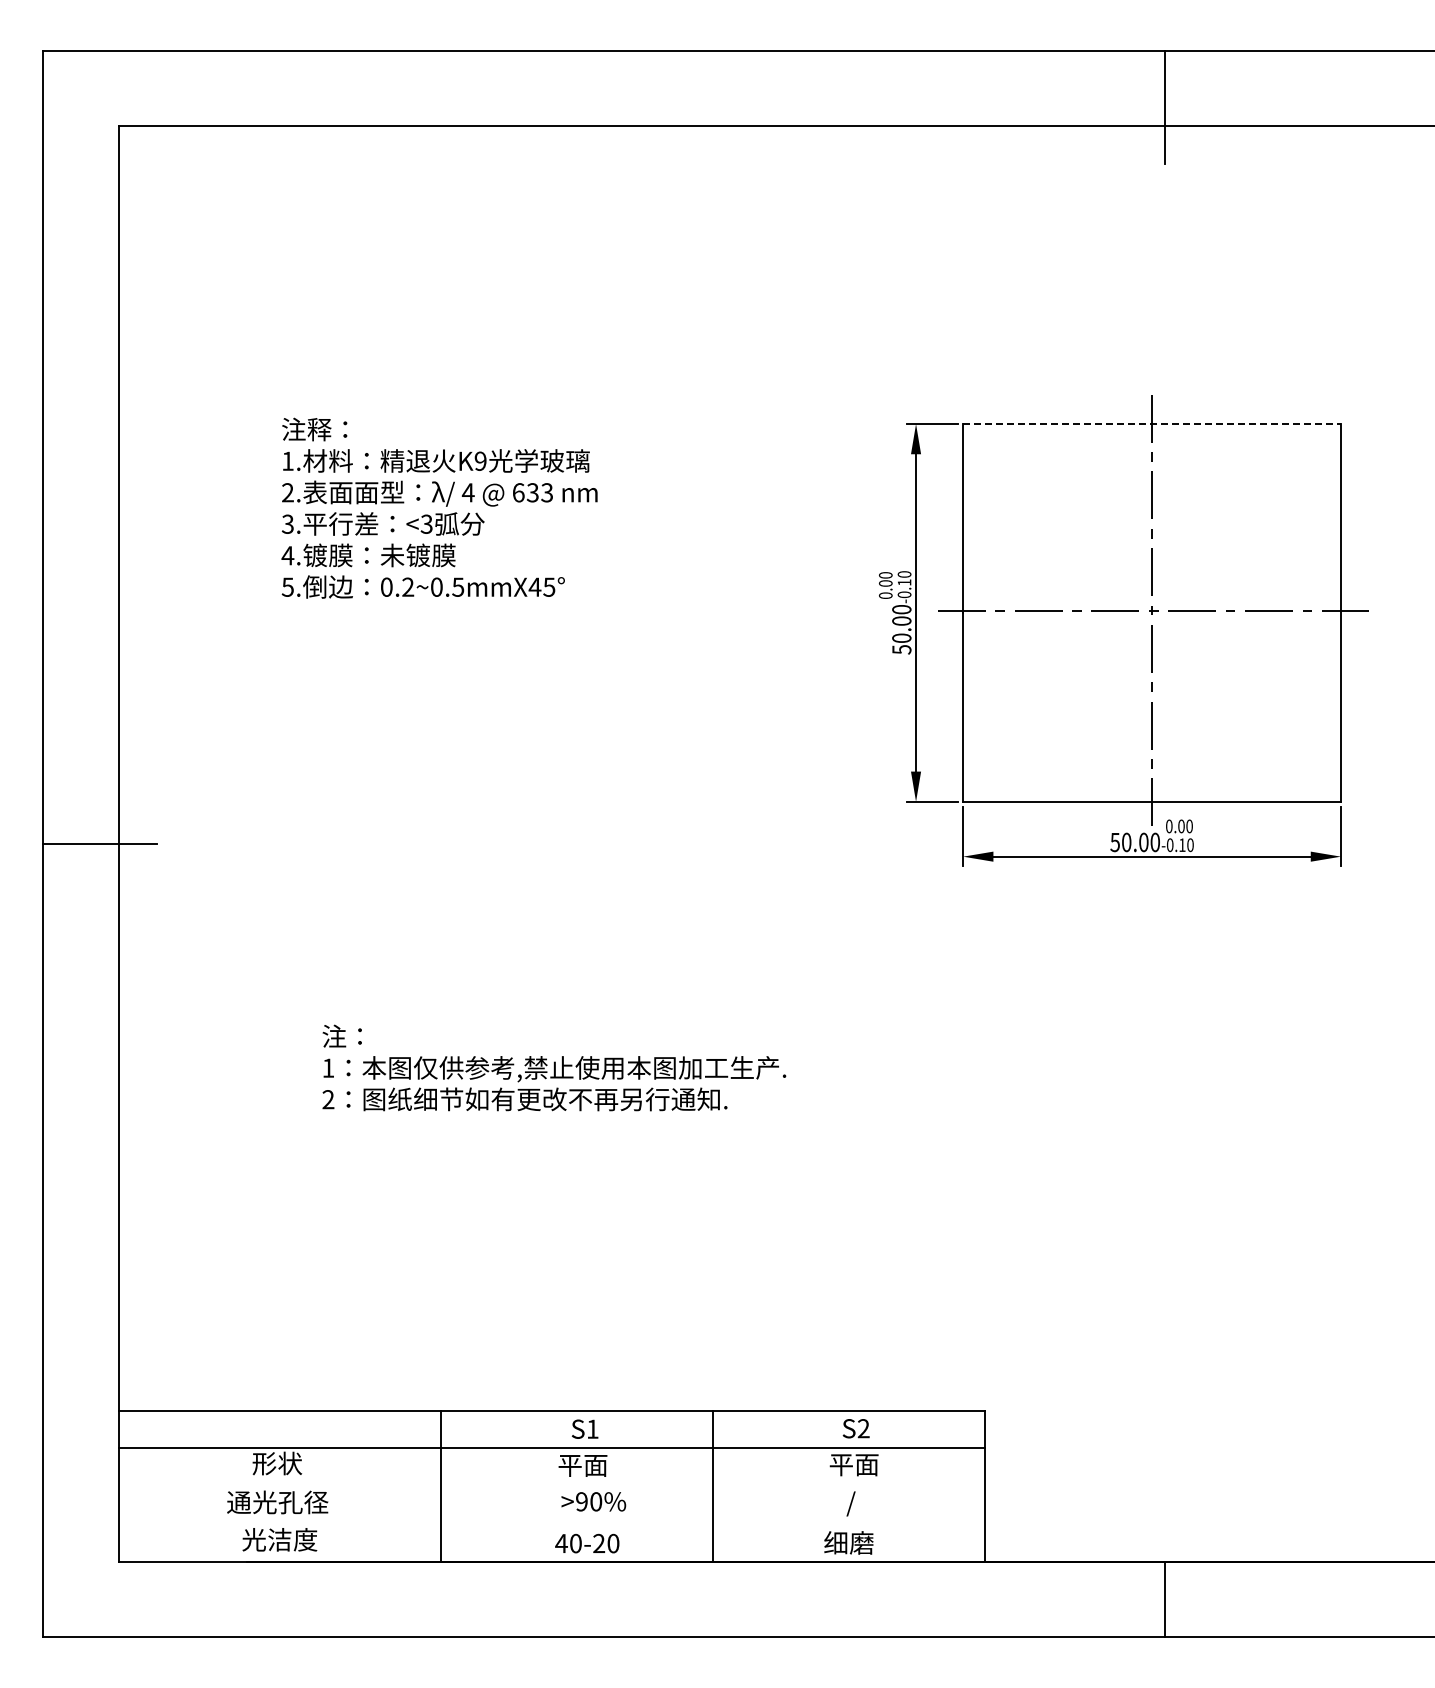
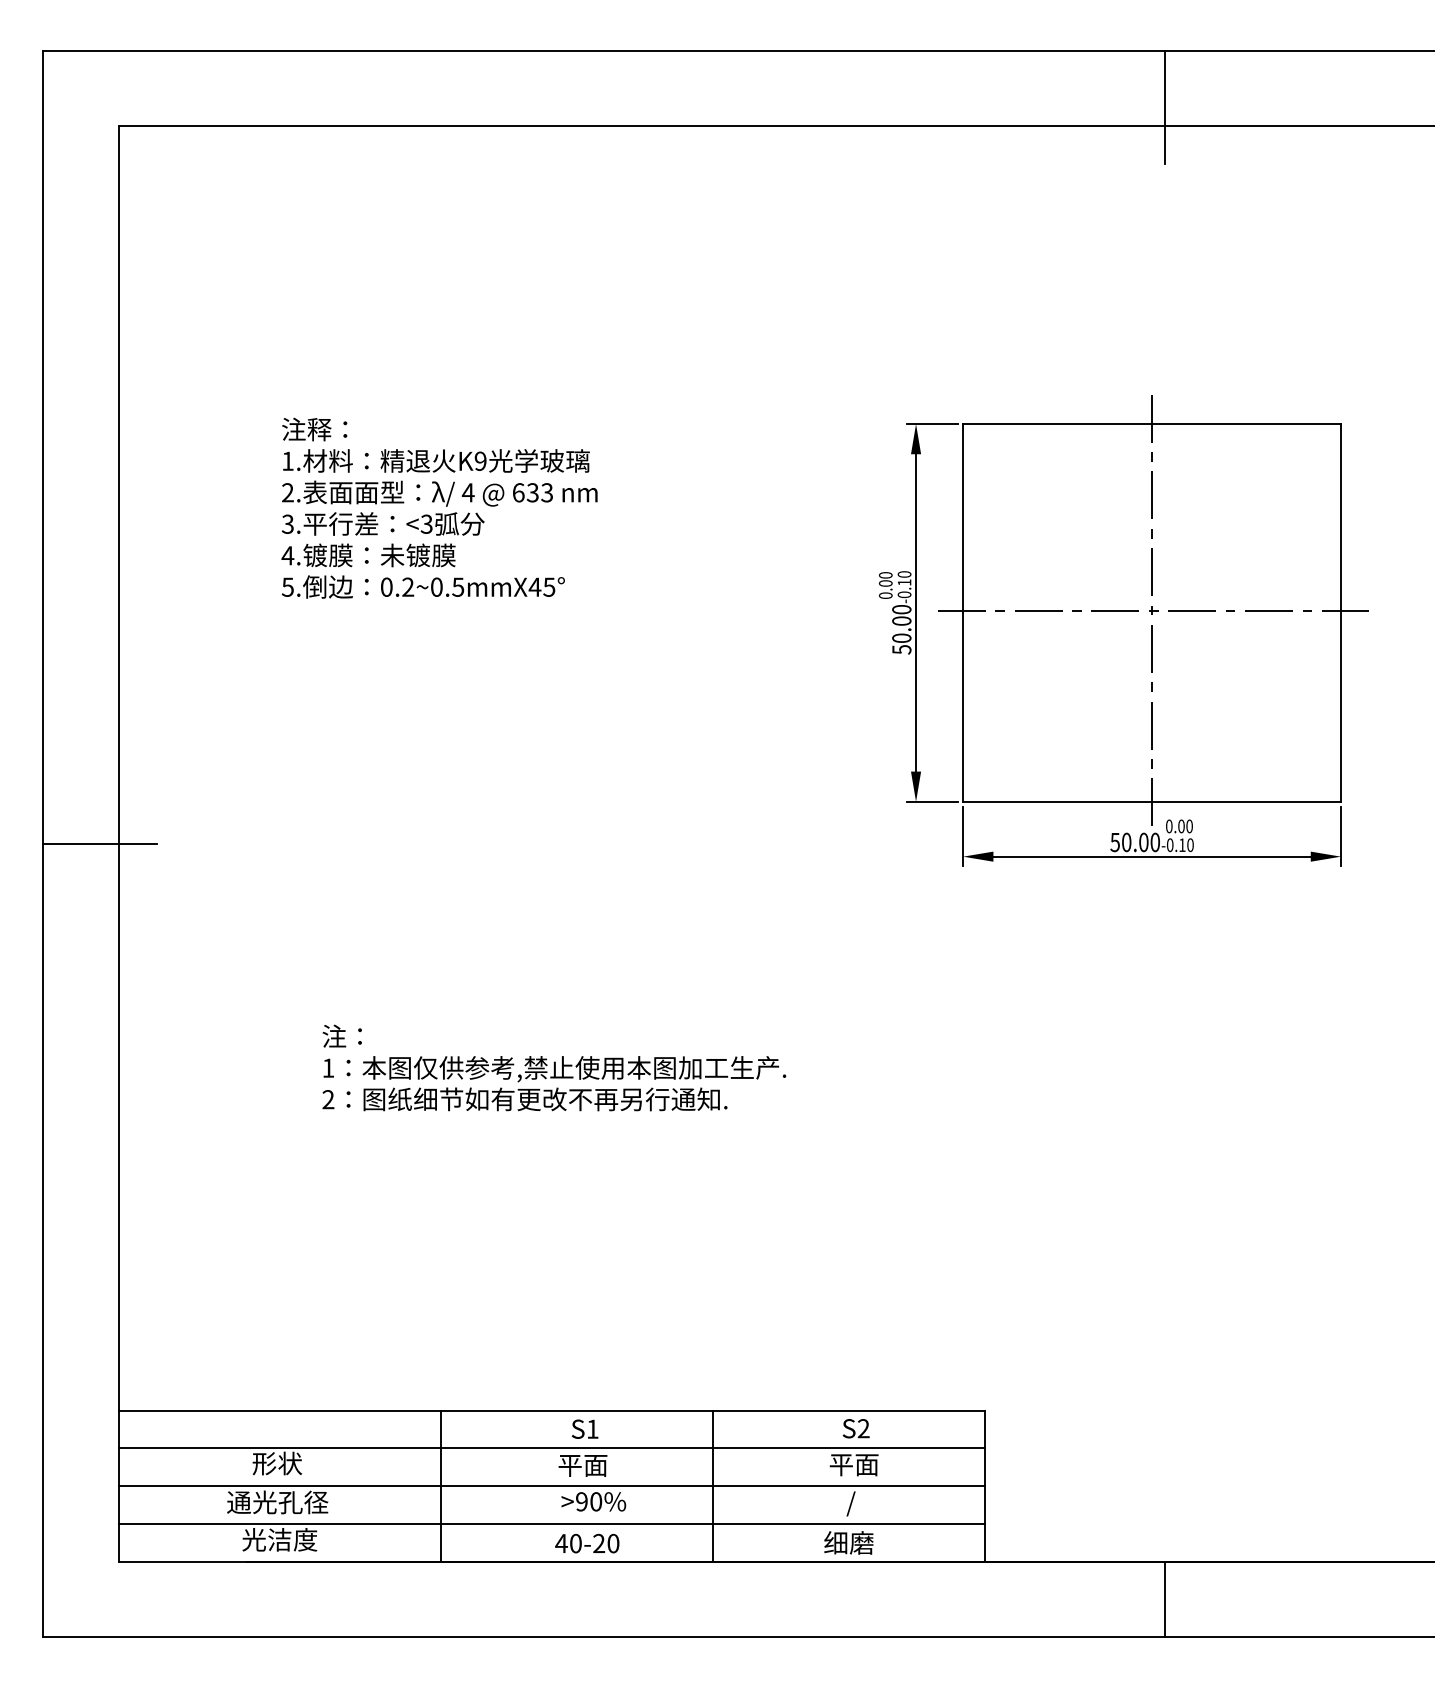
line: dashed -> solid (1152, 424)
line: none -> present (551, 1486)
line: none -> present (551, 1524)
